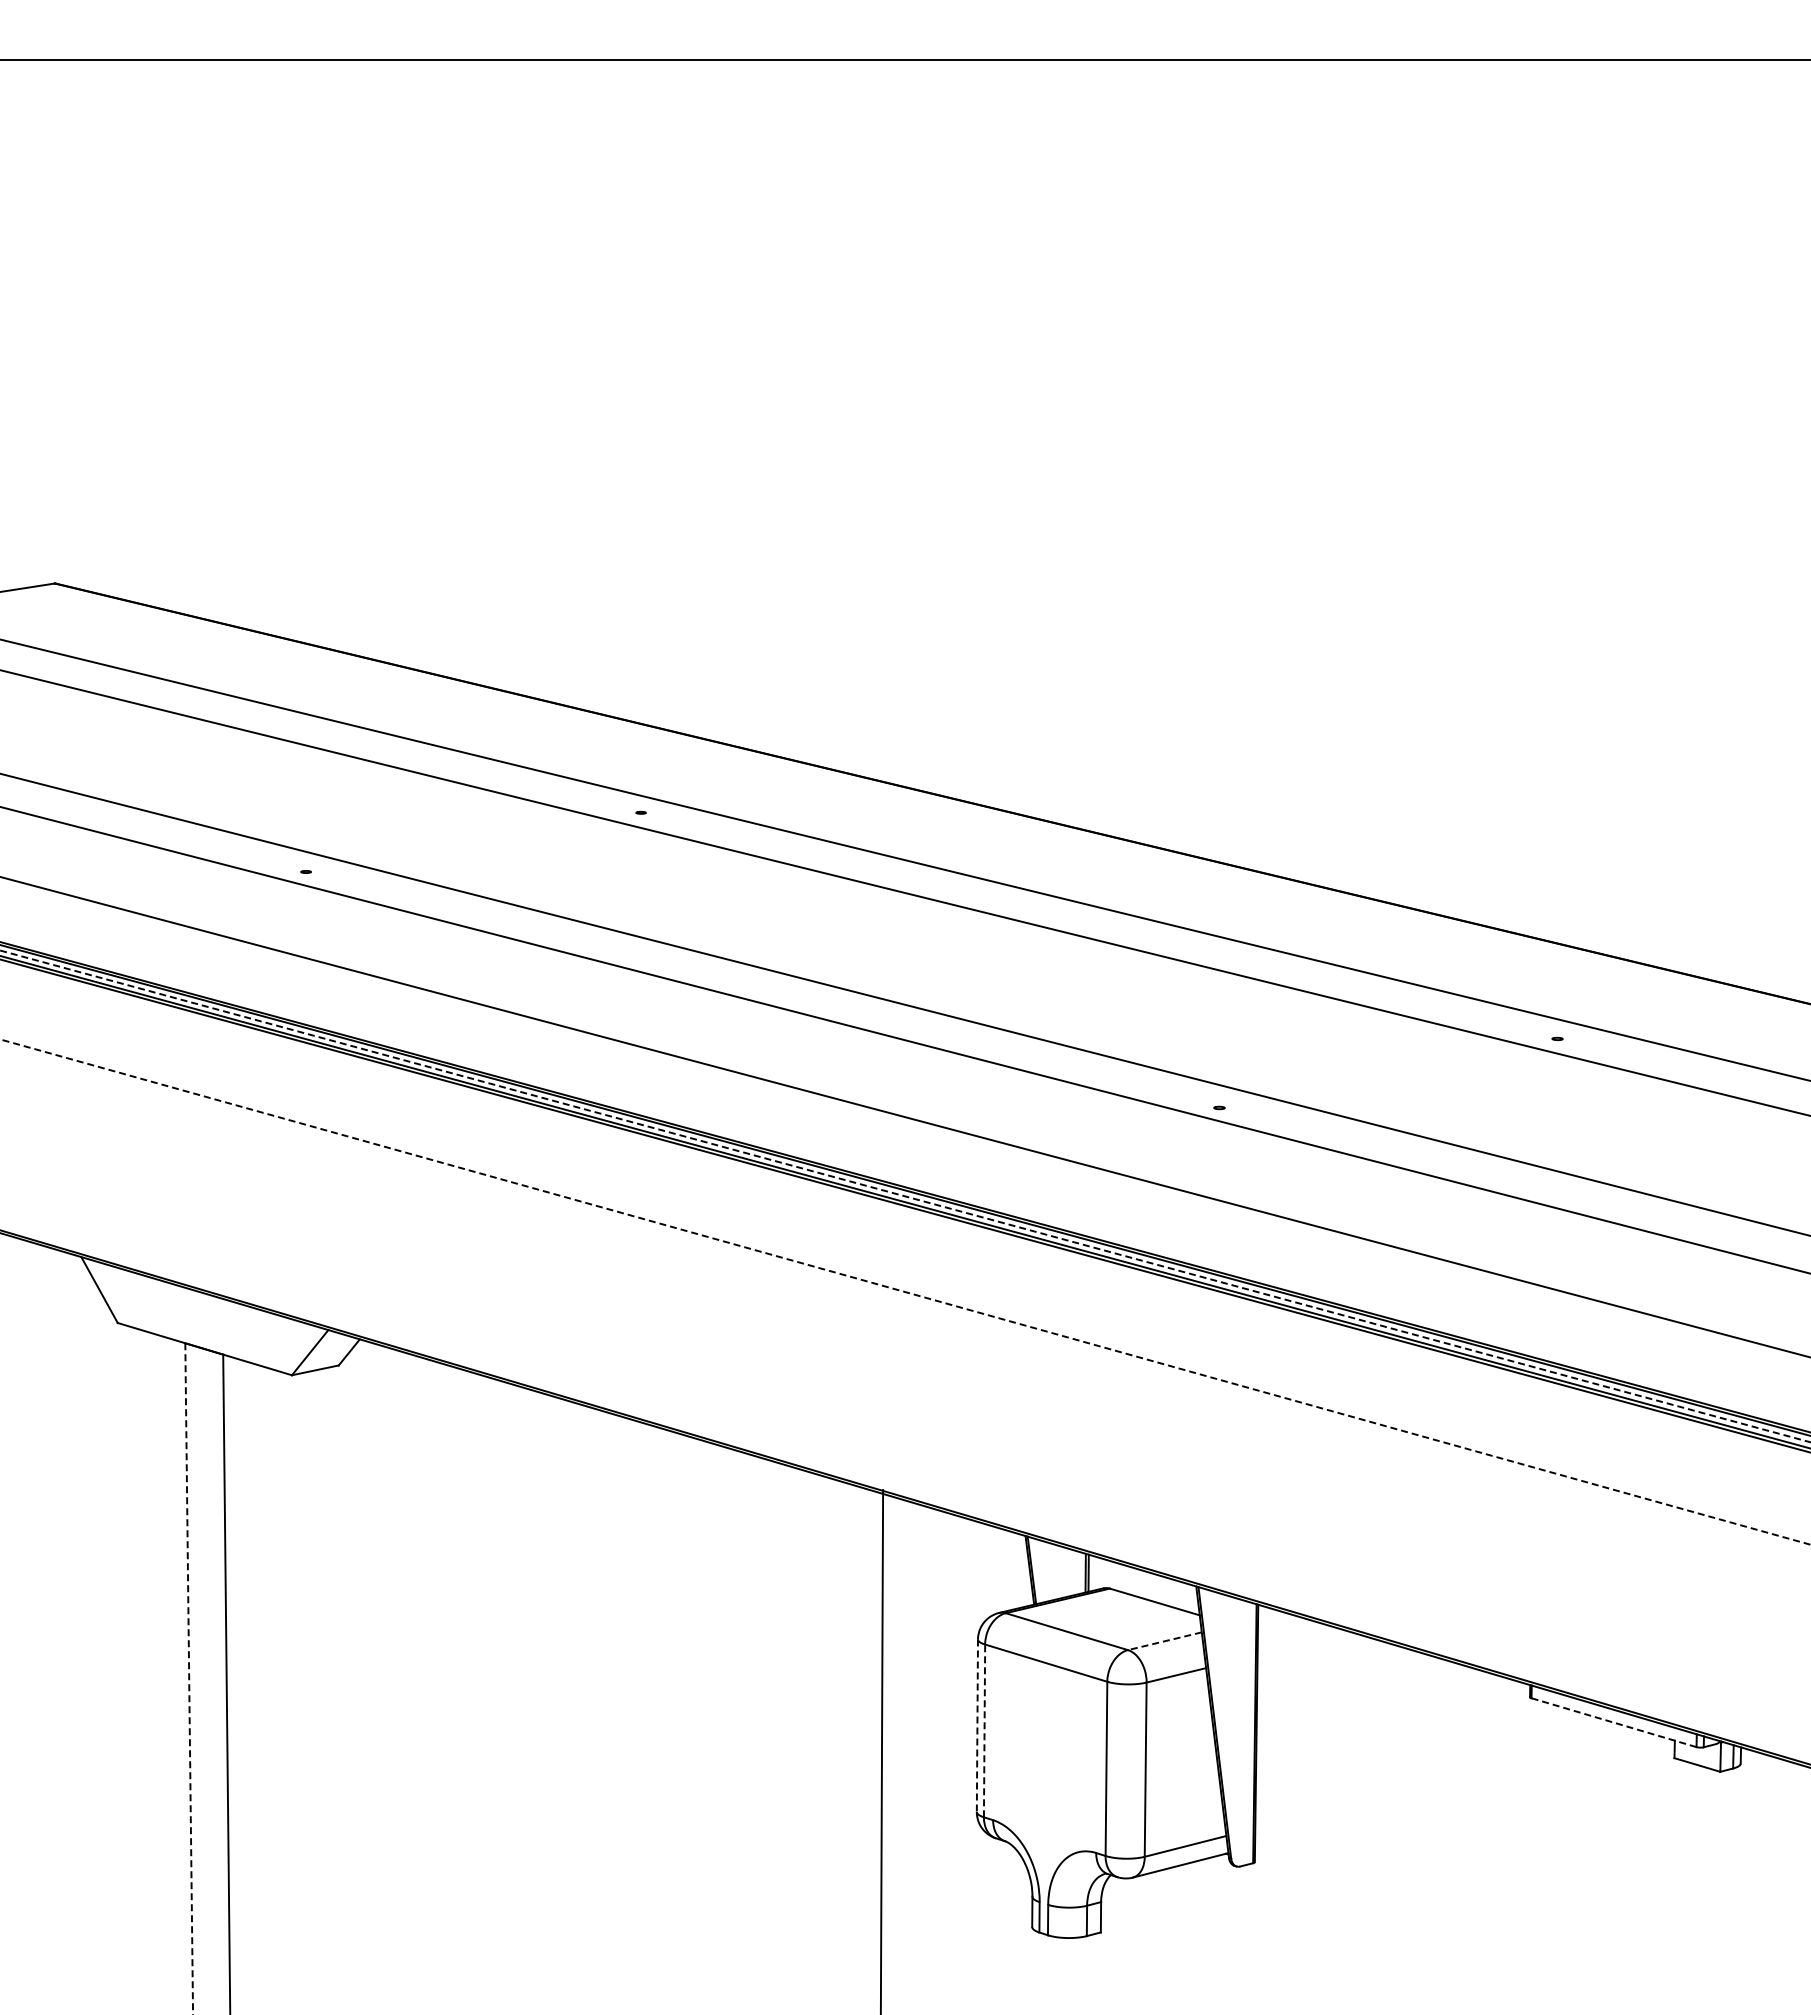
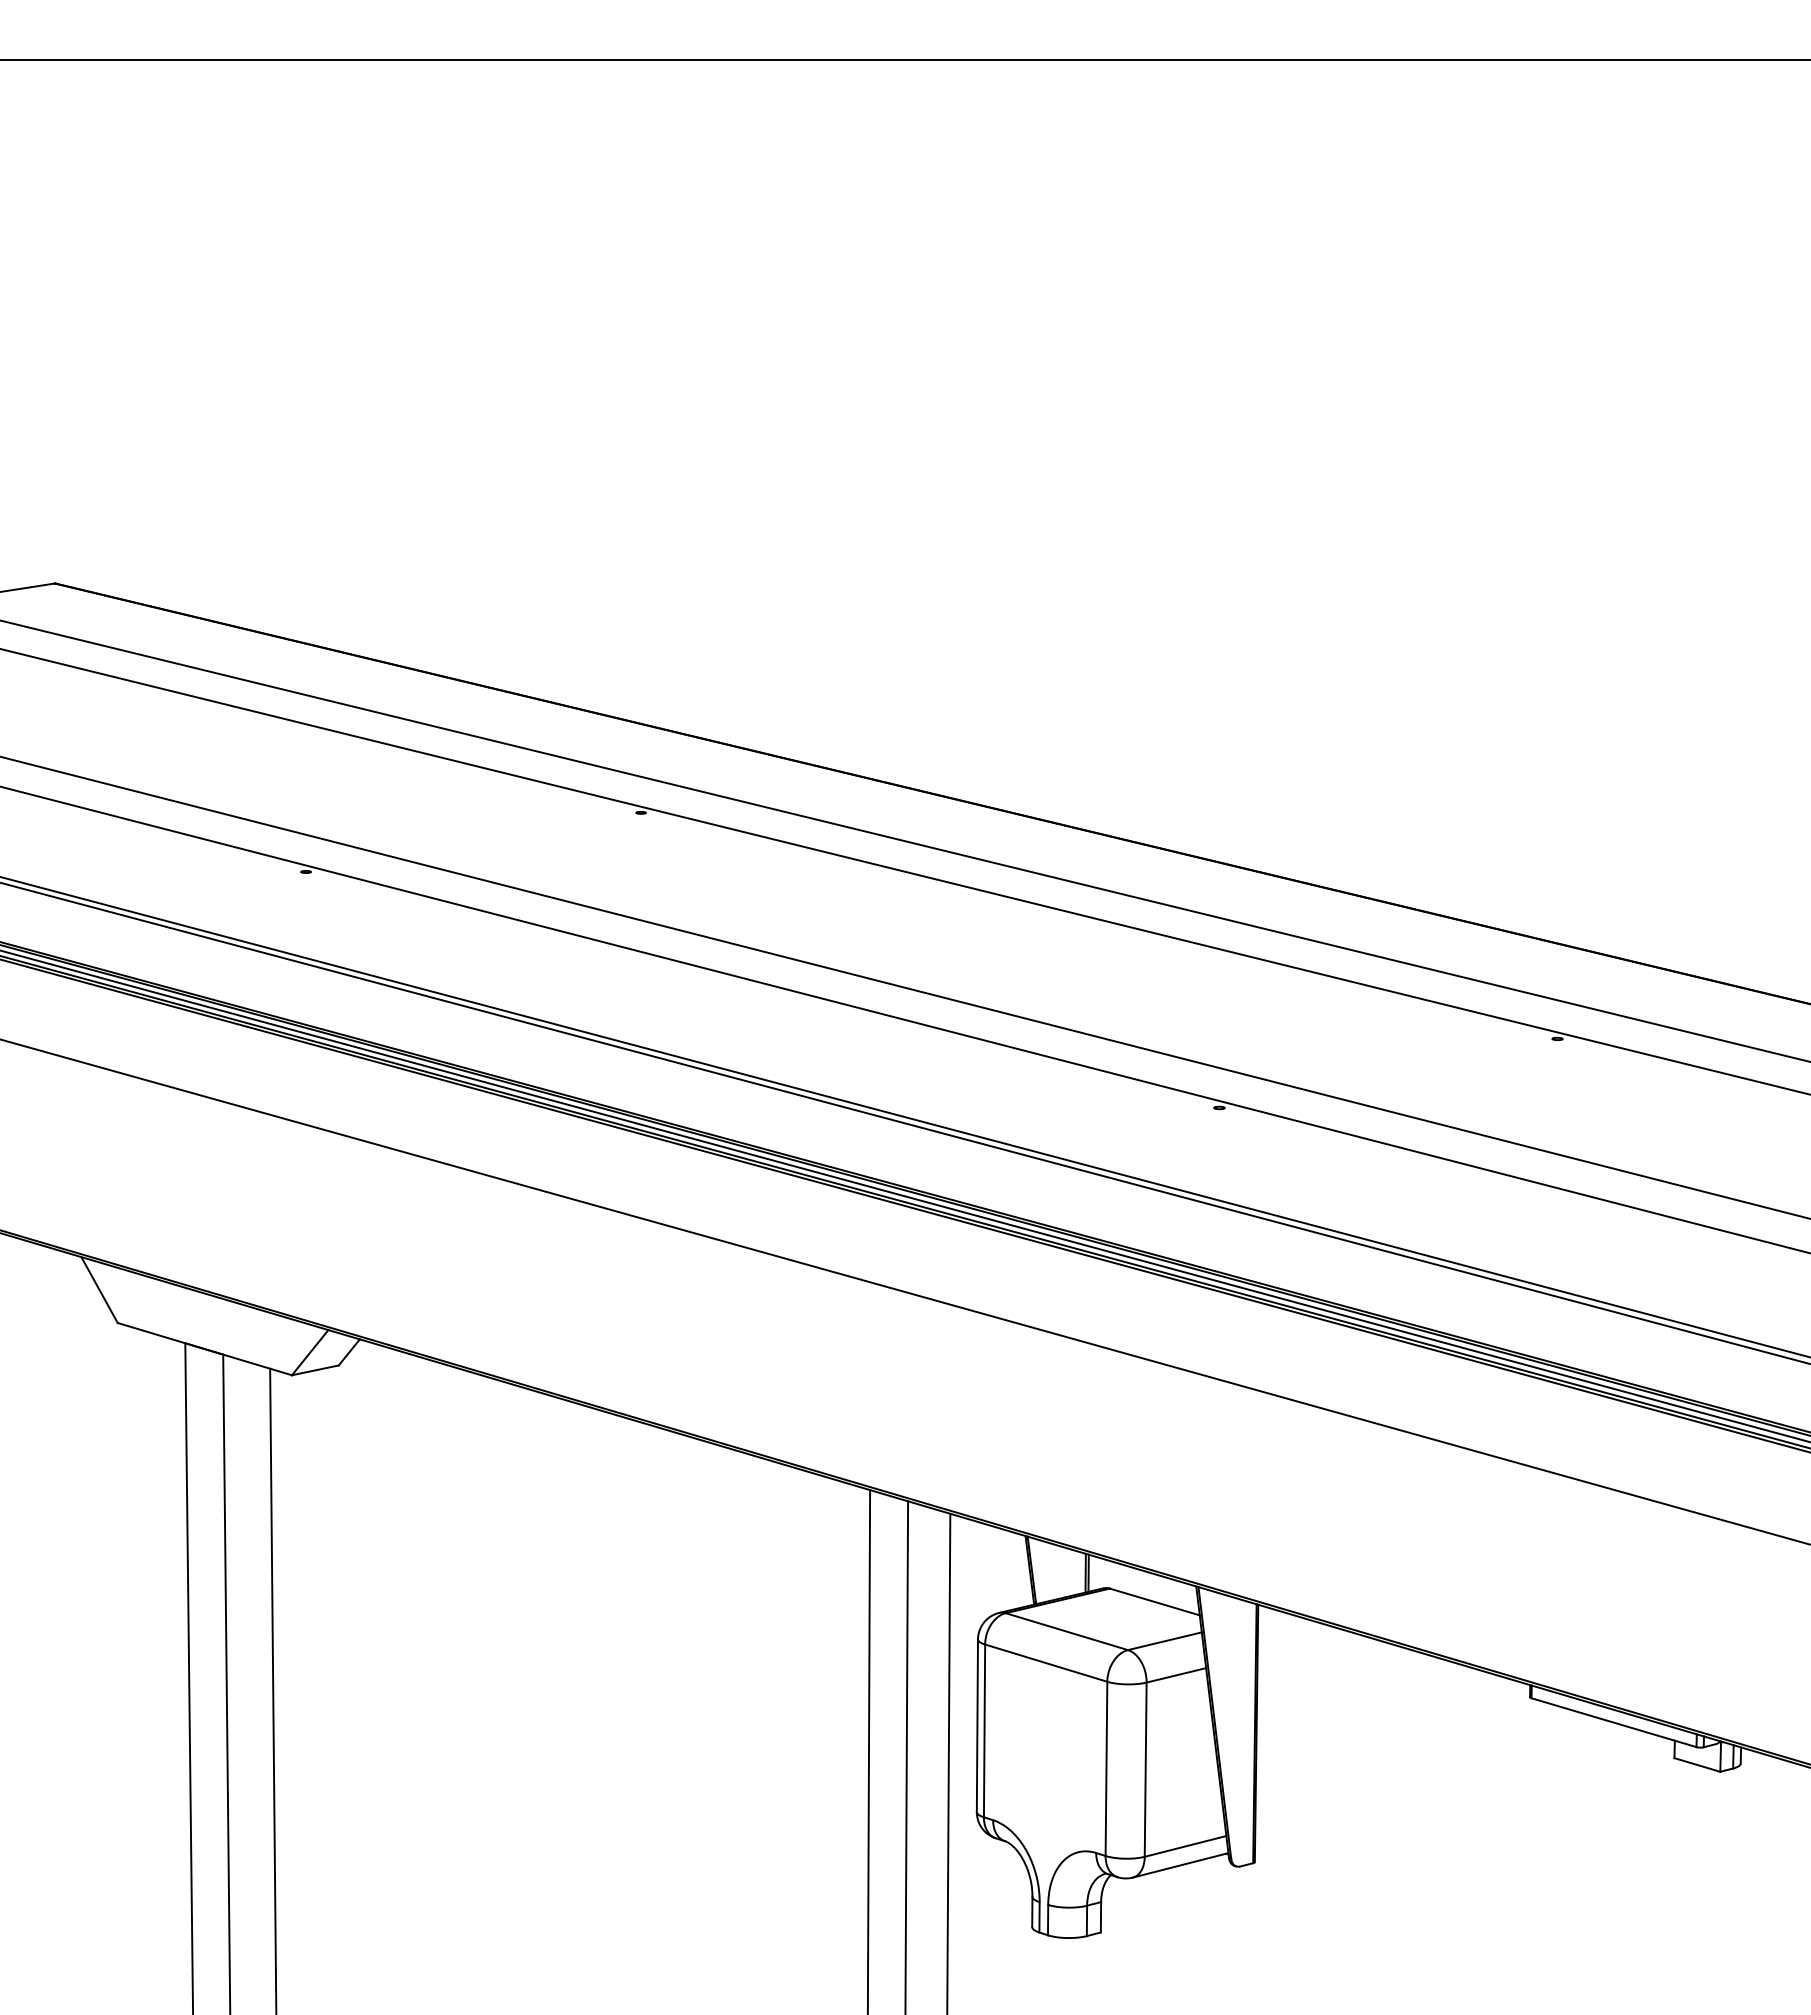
line position: (904, 859) -> (904, 841) (904, 841)
line position: (904, 892) -> (904, 871) (904, 871)
line position: (904, 1004) -> (904, 987) (904, 987)
line position: (904, 1040) -> (904, 1019) (904, 1019)
line: none -> present (904, 1123)
line: dashed -> solid (905, 1196)
line: dashed -> solid (905, 1292)
line: dashed -> solid (1164, 1641)
line: dashed -> solid (189, 1678)
line: none -> present (273, 1689)
line: dashed -> solid (1613, 1722)
line: dashed -> solid (977, 1726)
line: dashed -> solid (984, 1730)
line position: (881, 1750) -> (868, 1750) (868, 1750)
line: none -> present (906, 1756)
line: none -> present (948, 1762)
